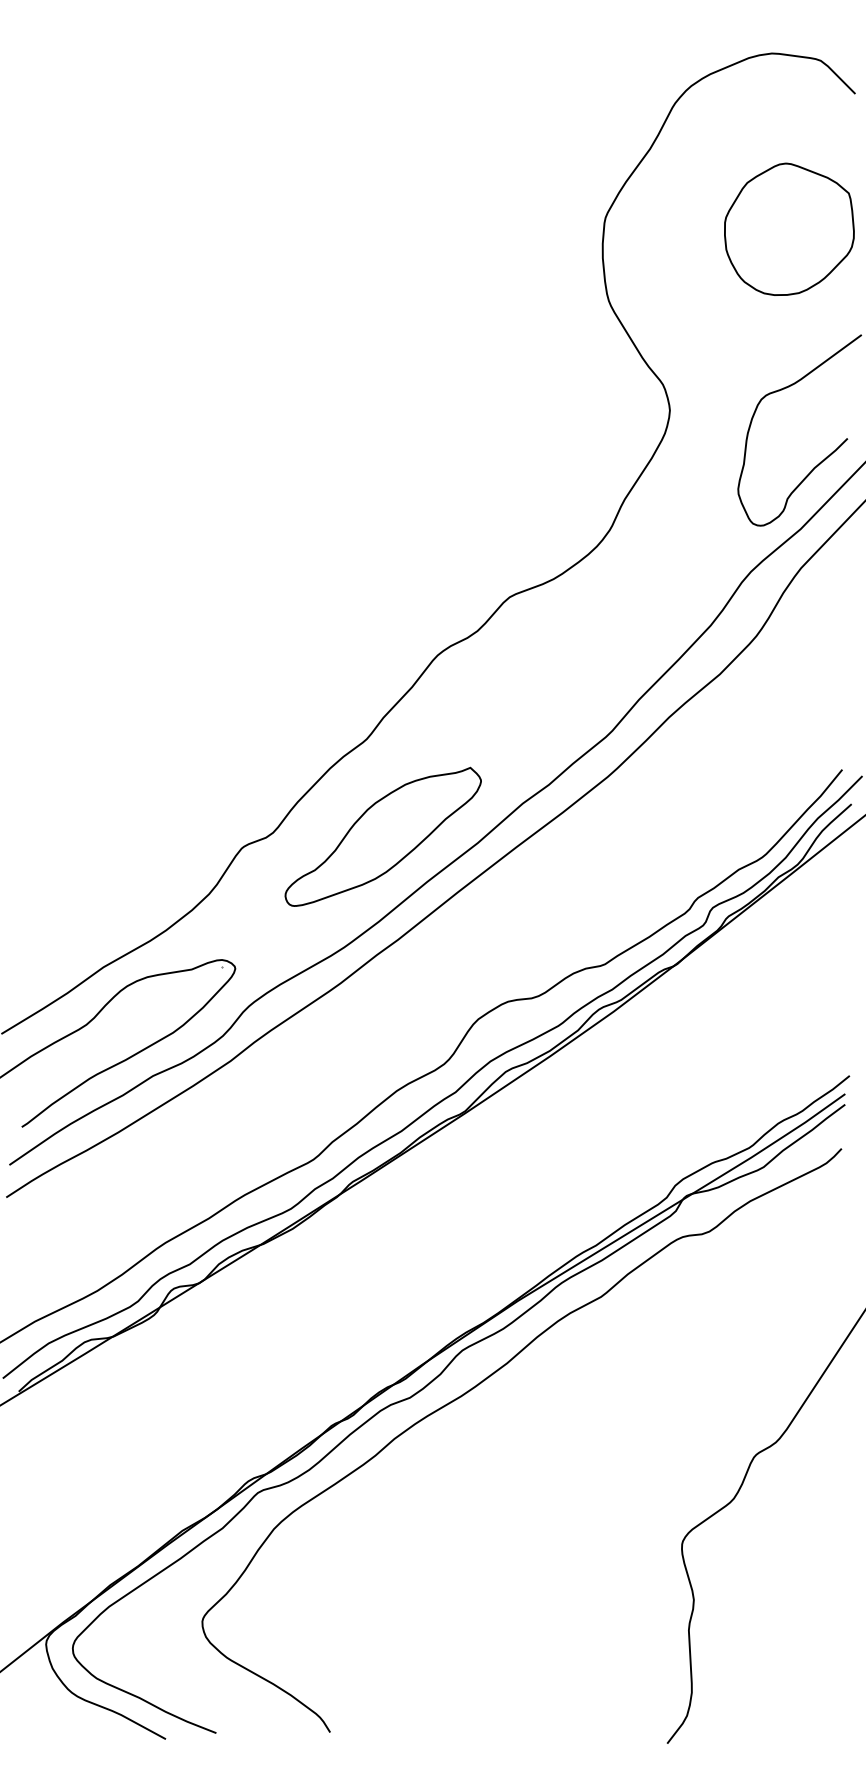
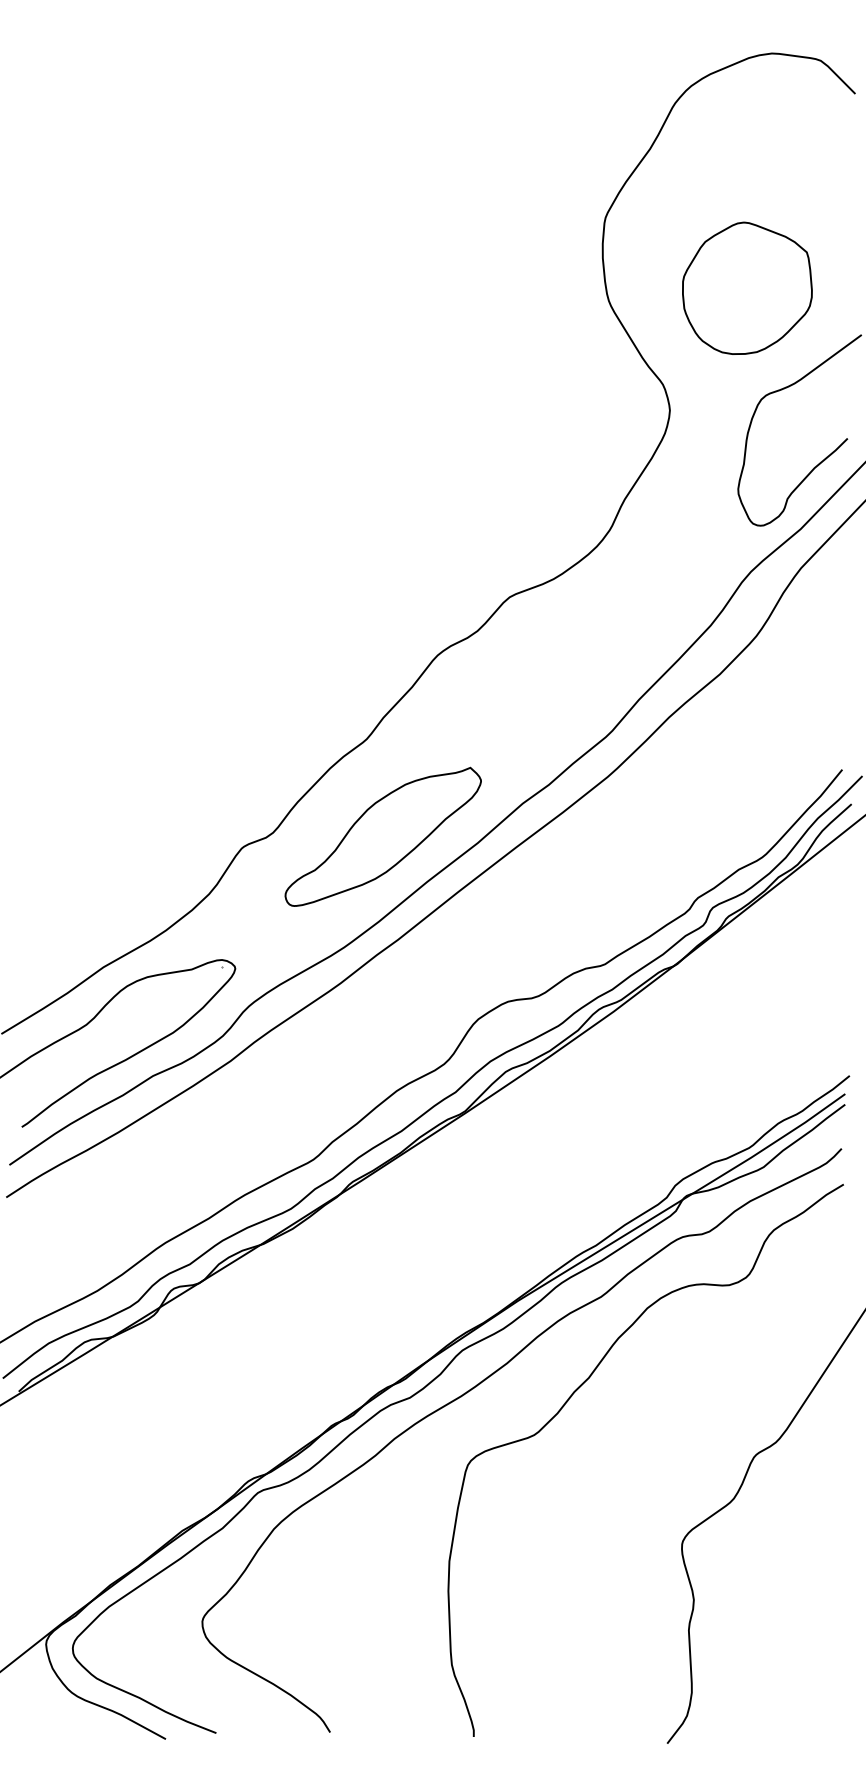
part position: (789, 228) -> (747, 287) (747, 287)
curve: none -> present (568, 1401)
